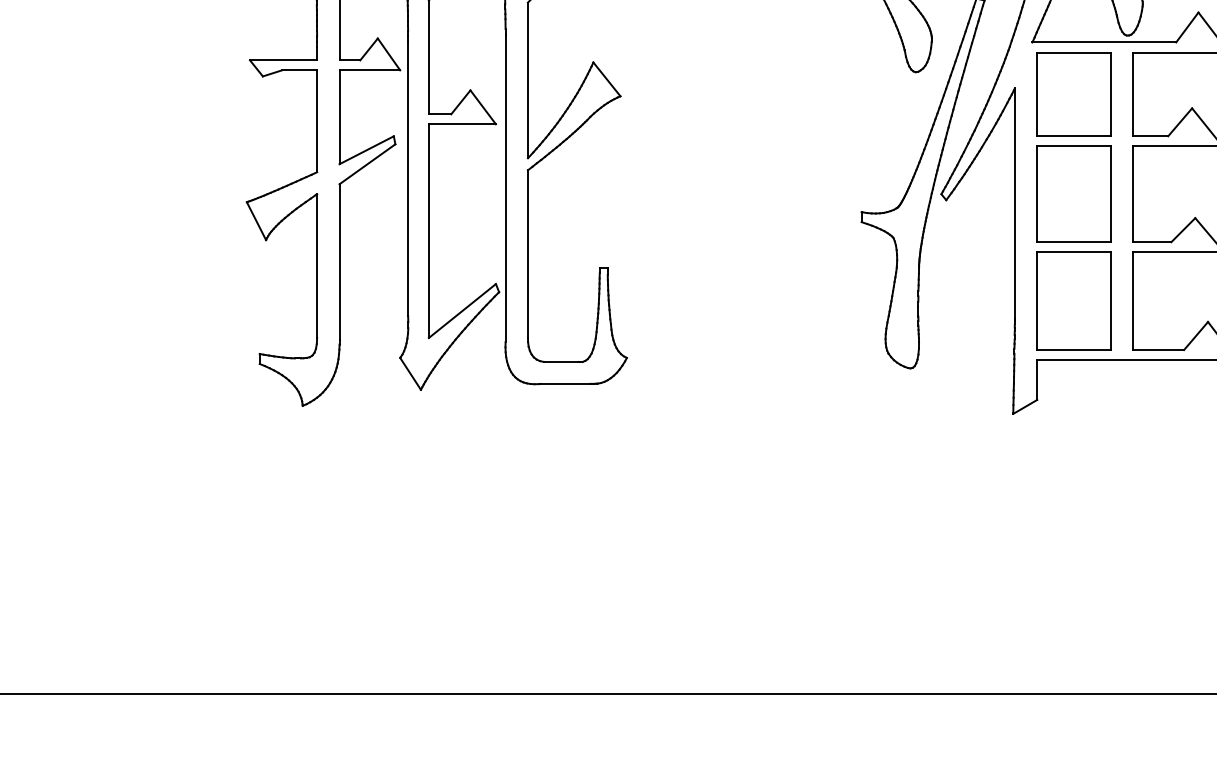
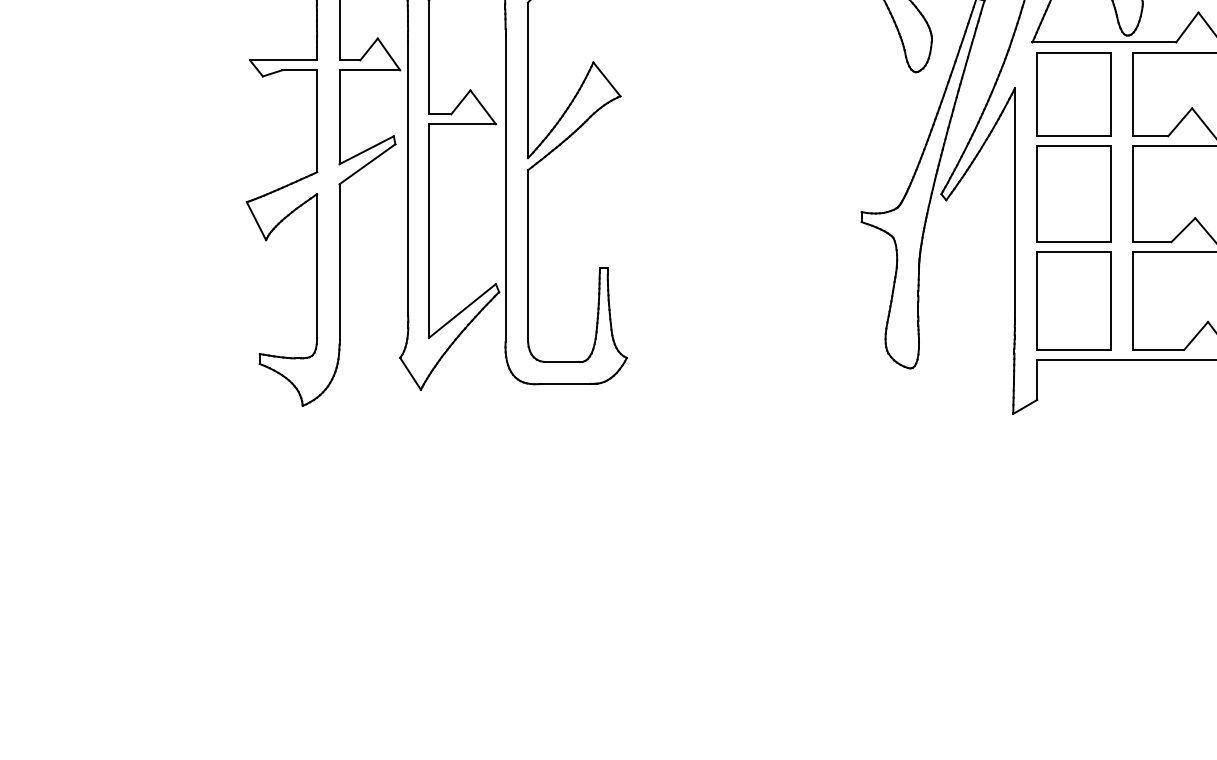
line: present -> none (607, 694)
